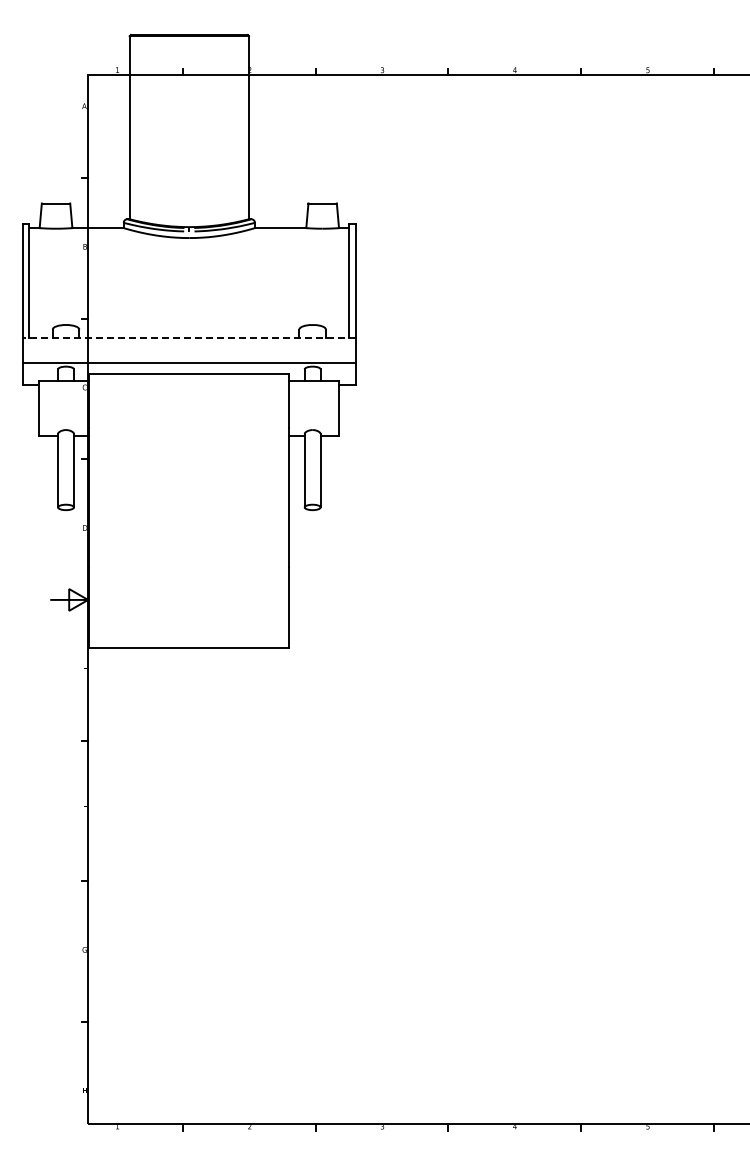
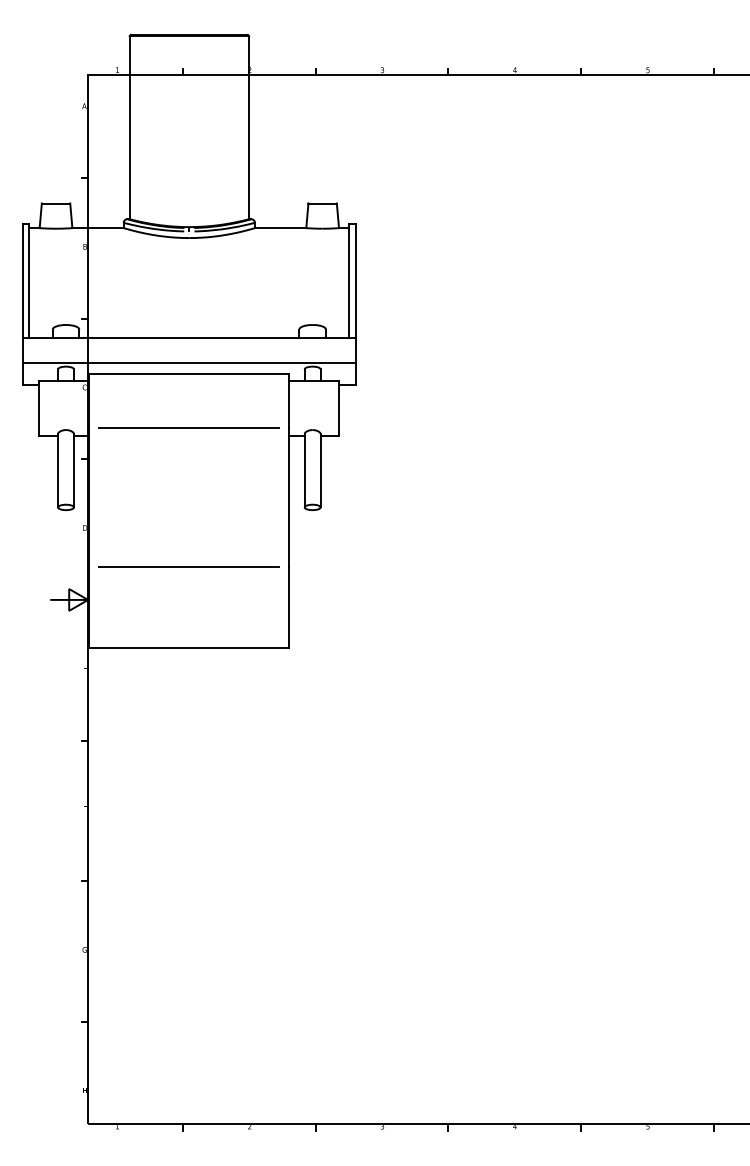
line: dashed -> solid (189, 337)
line: none -> present (189, 428)
line: none -> present (188, 566)
